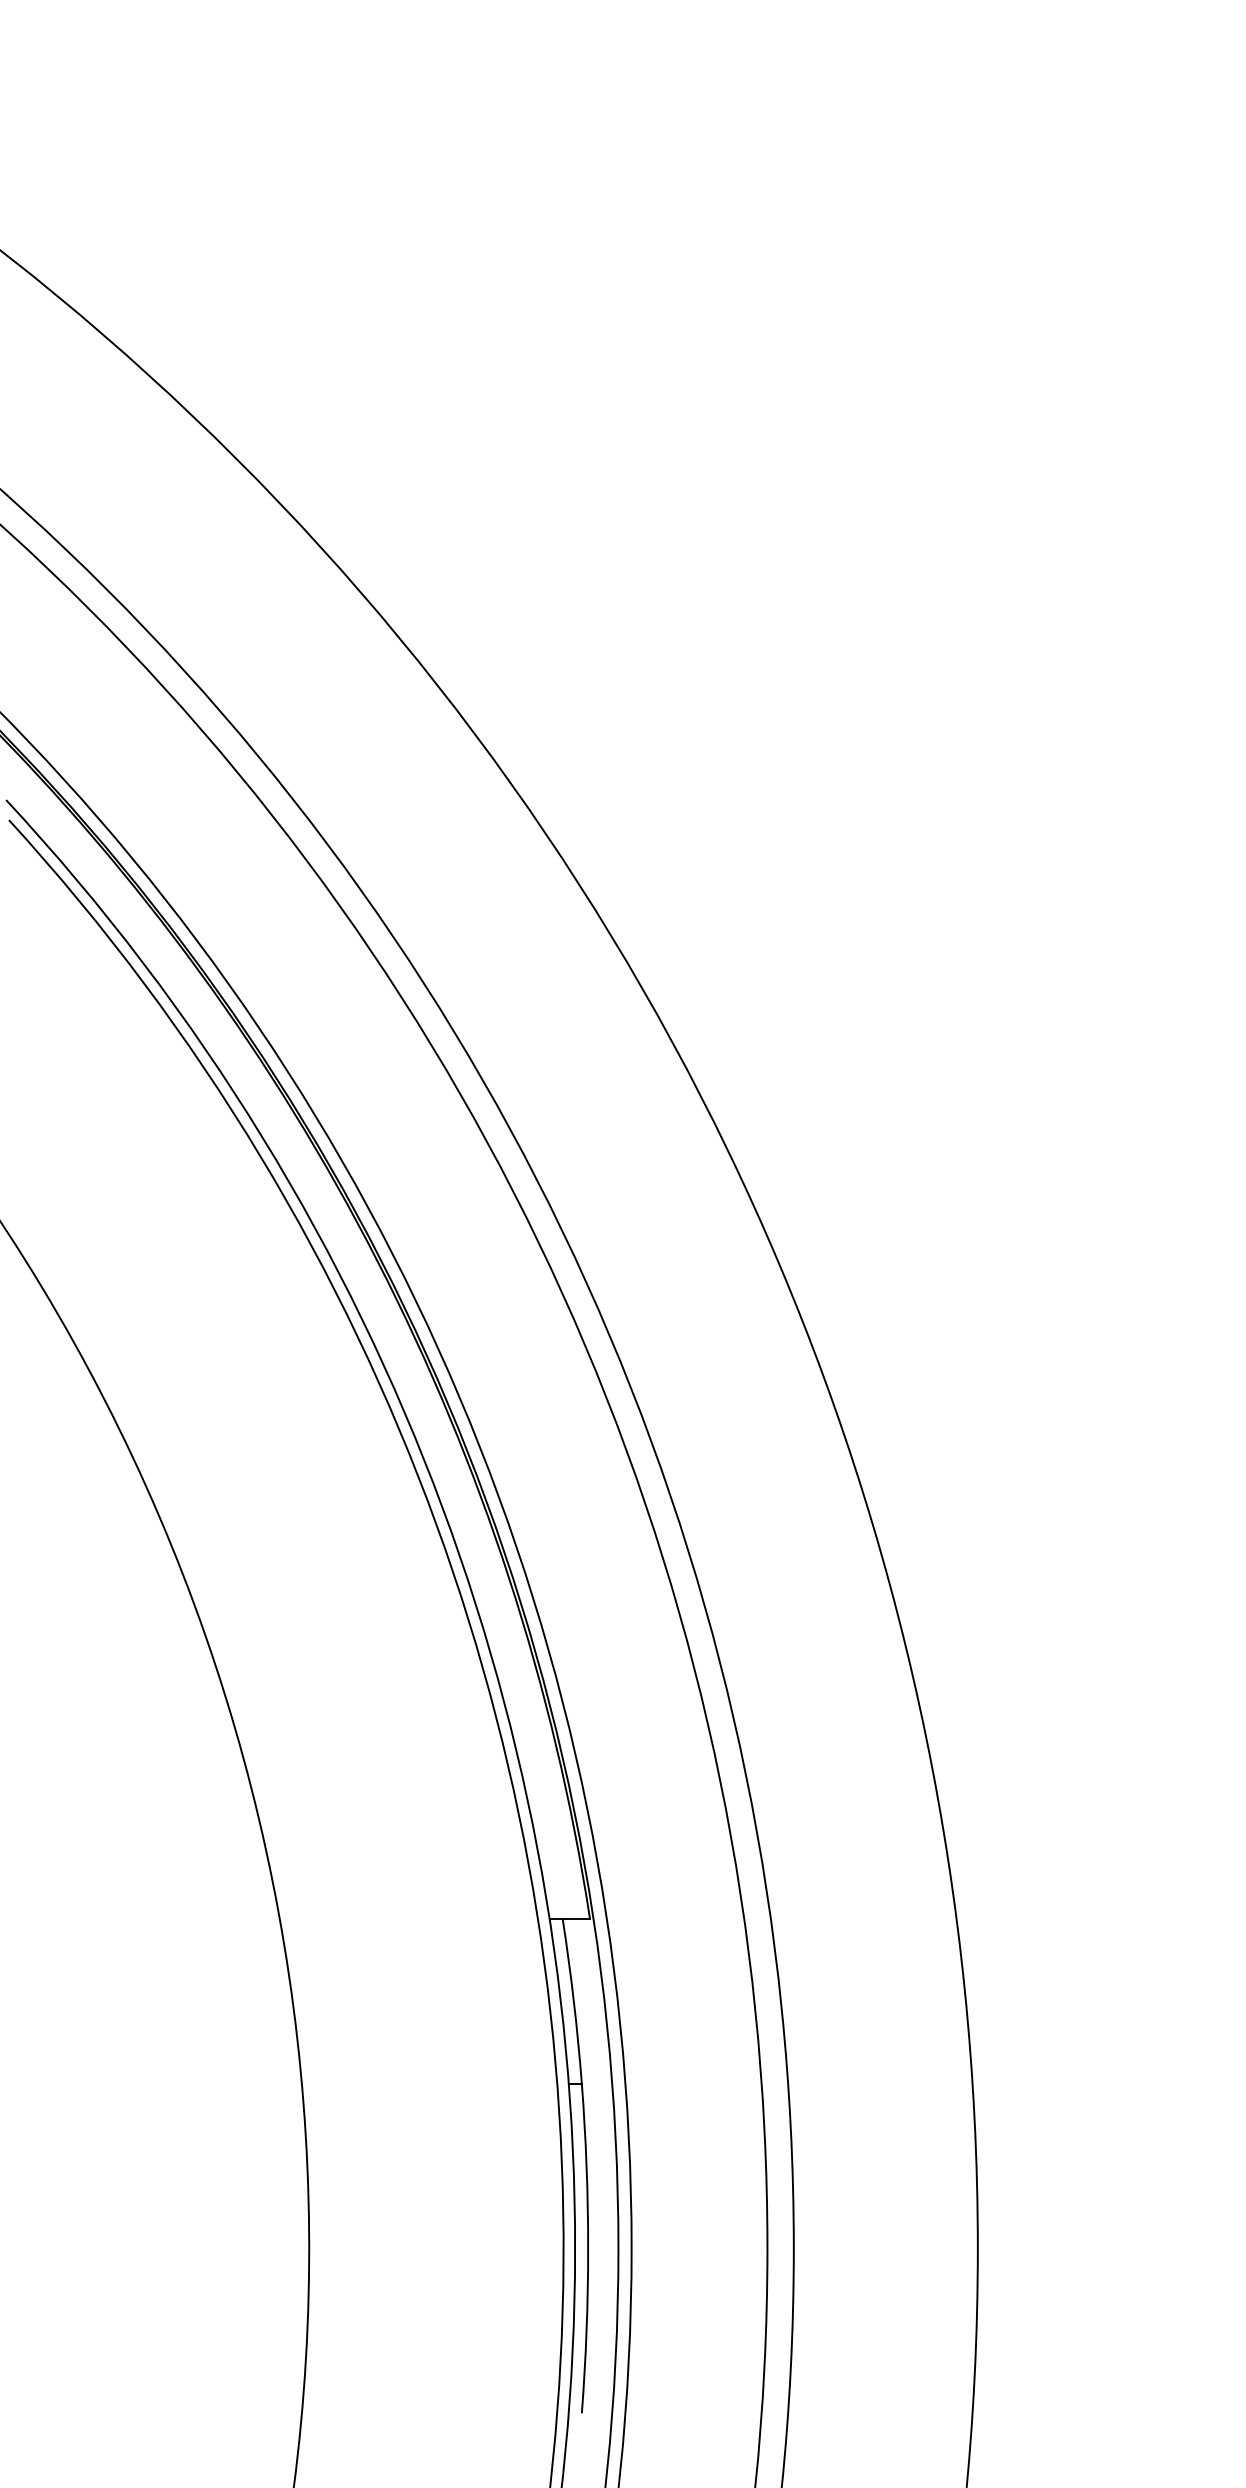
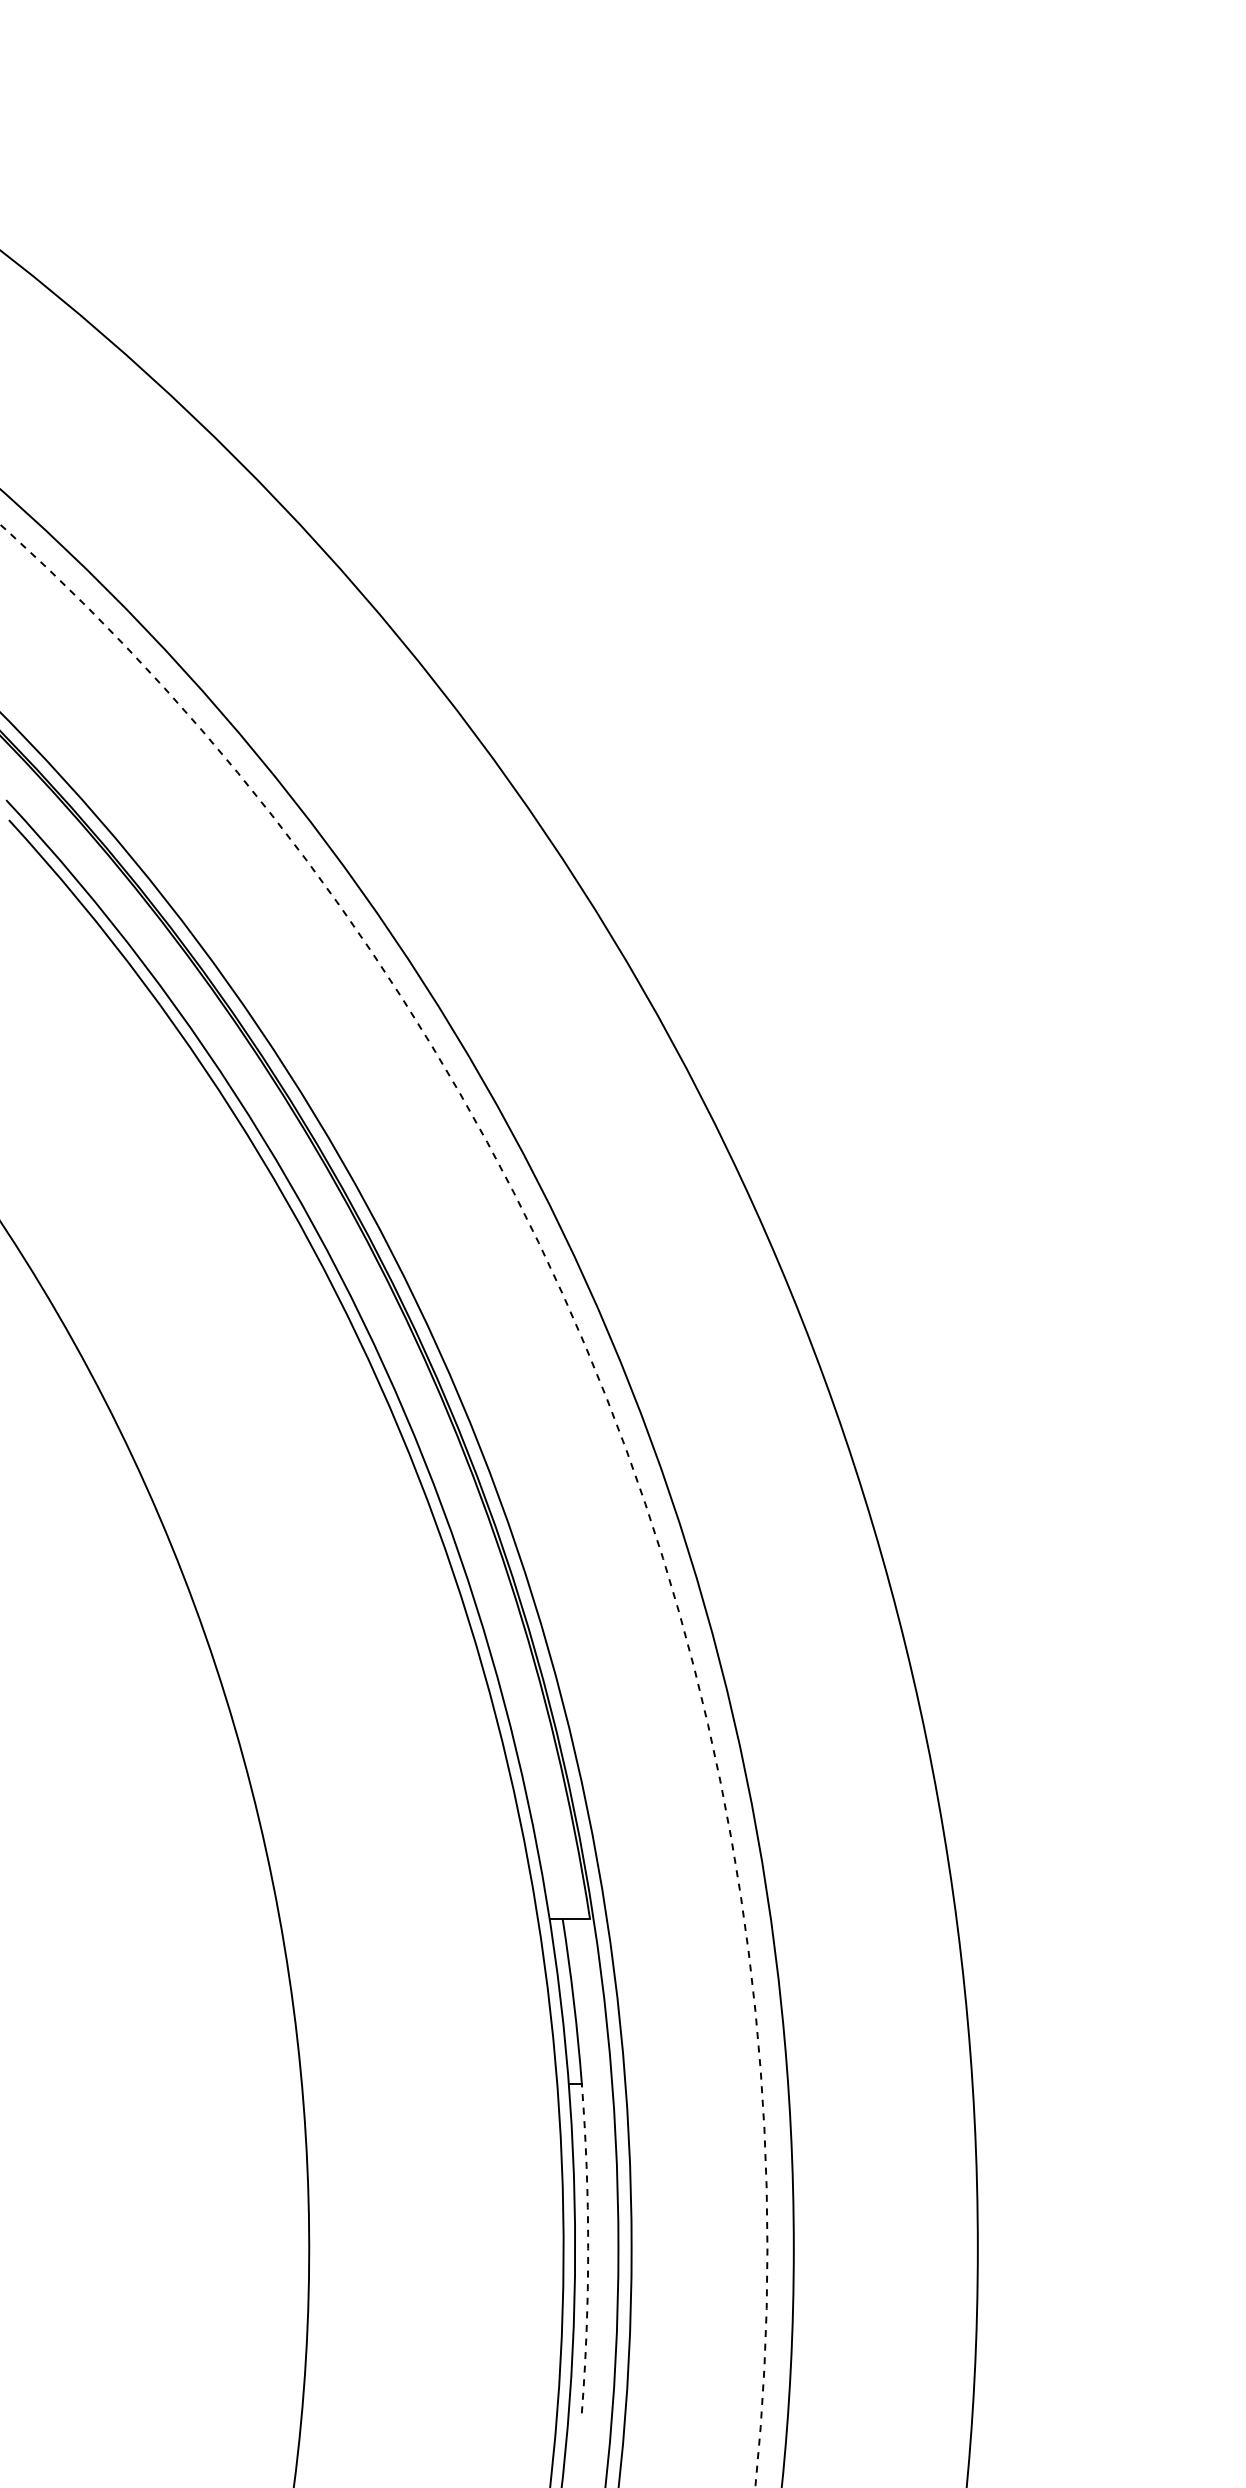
circle: solid -> dashed (383, 1505)
arc: solid -> dashed (588, 2248)
